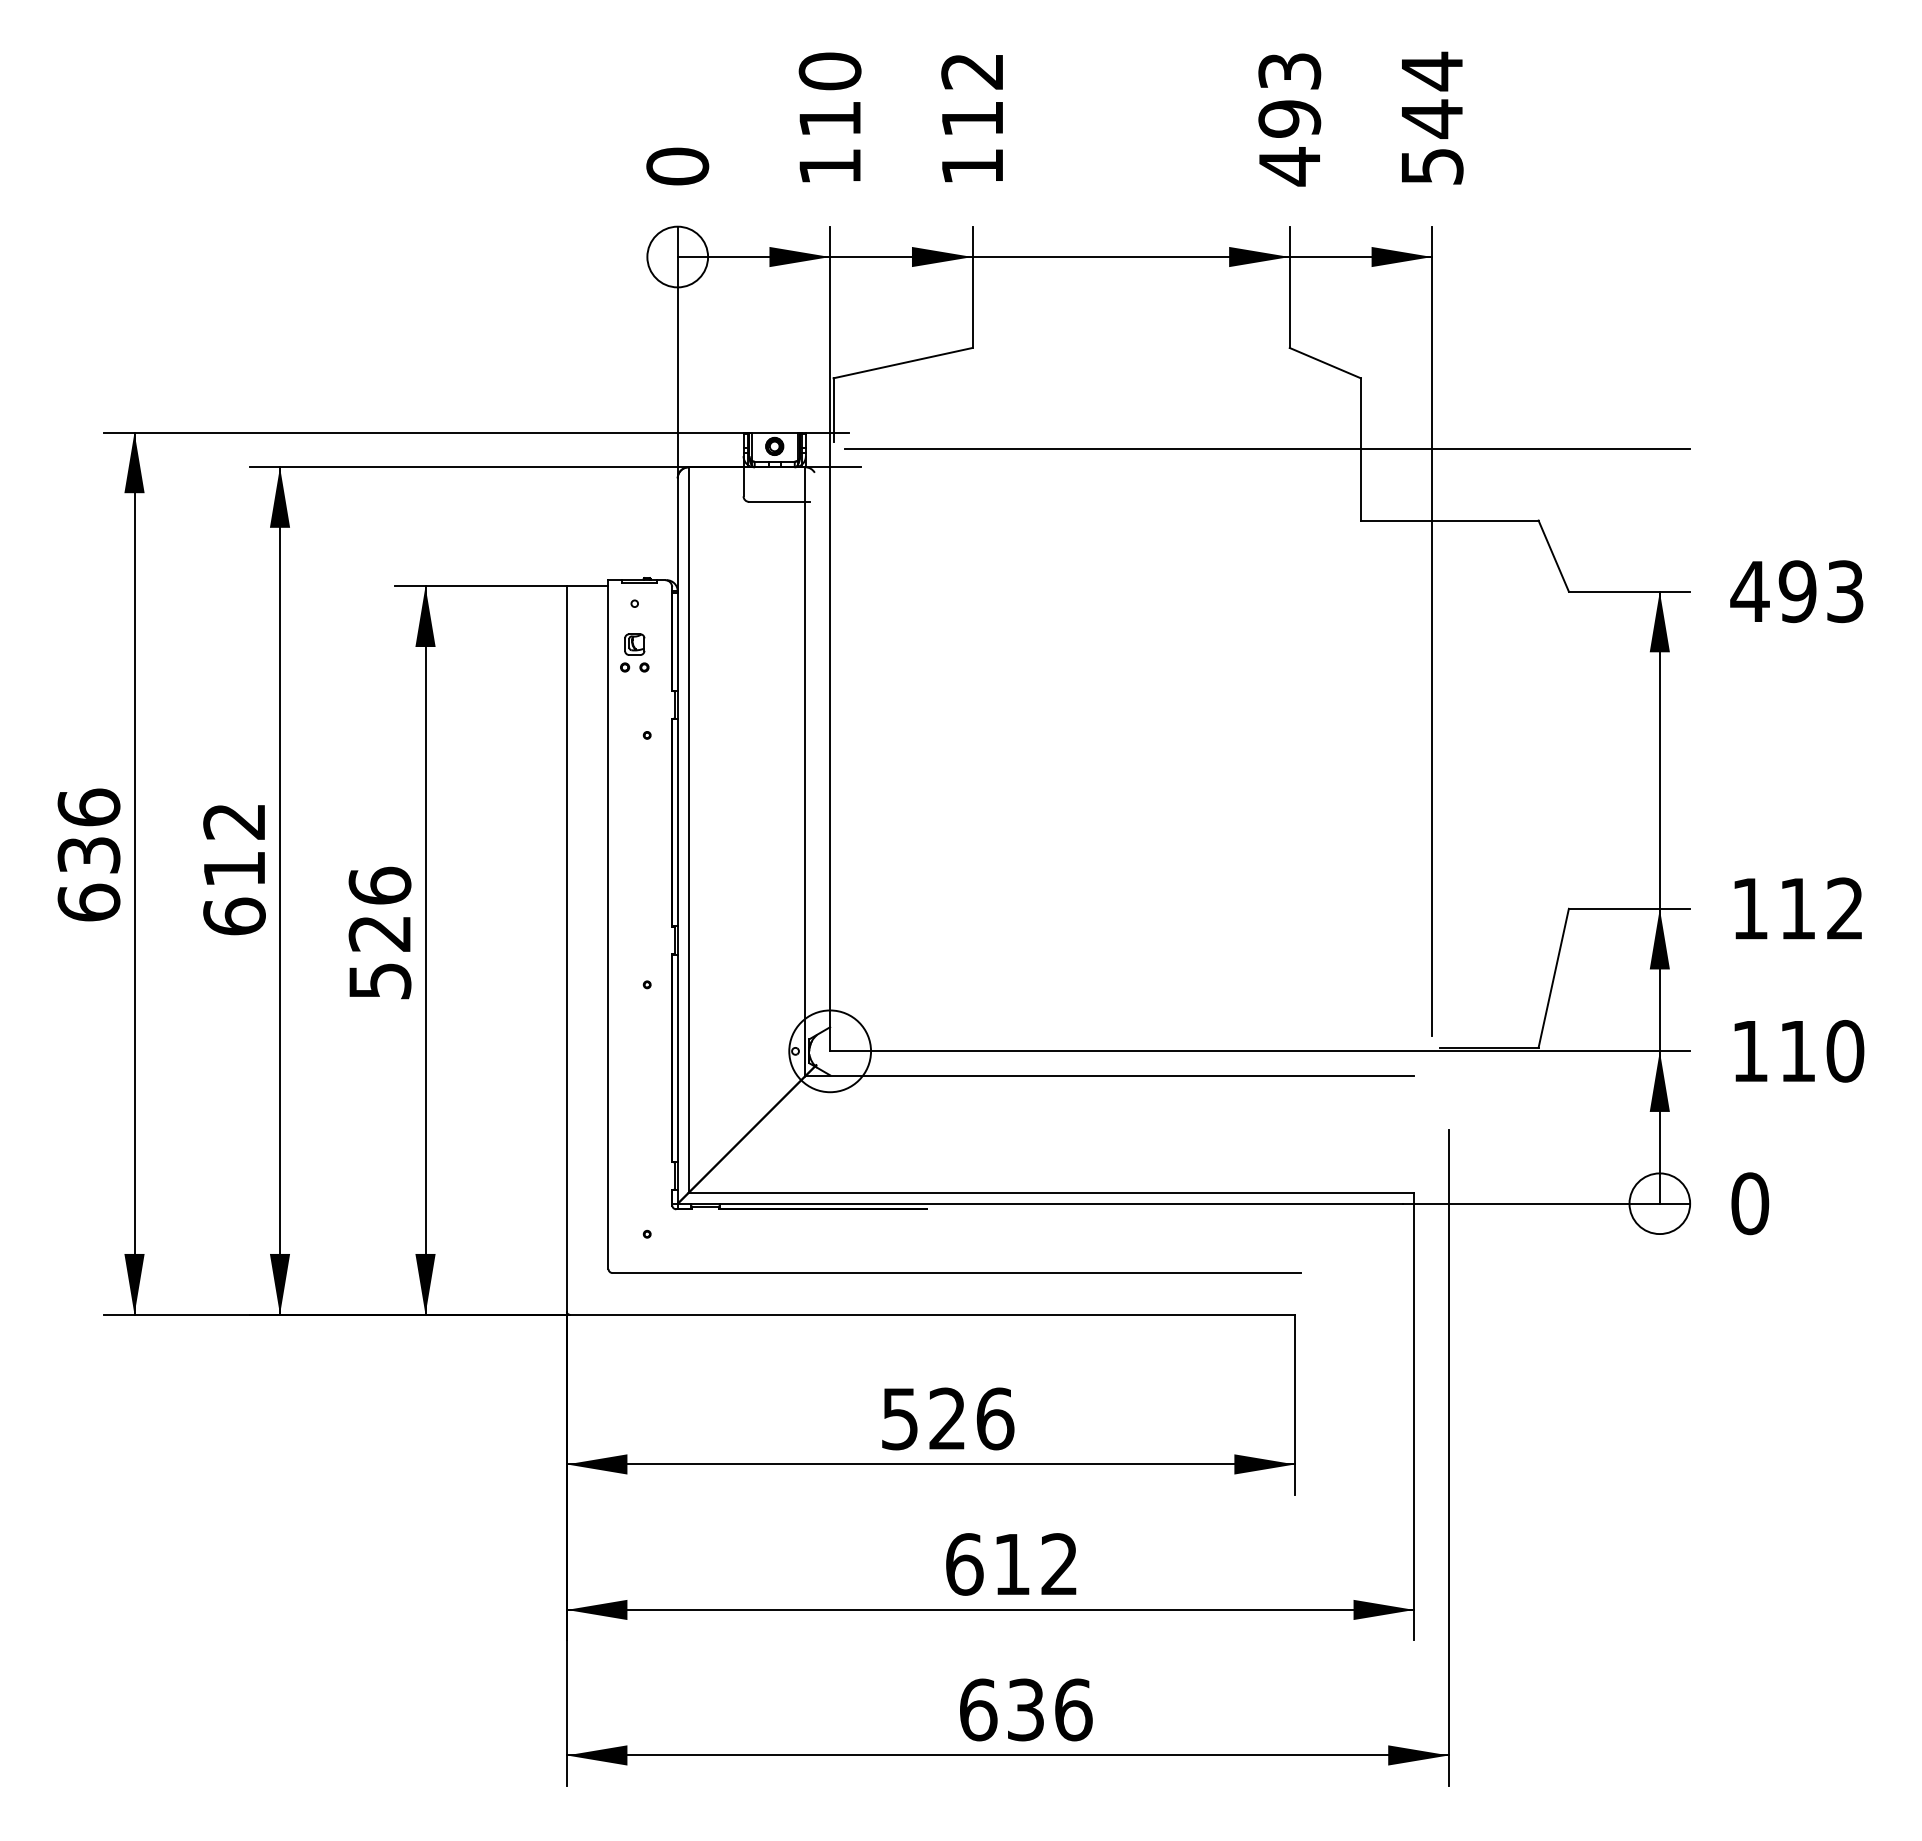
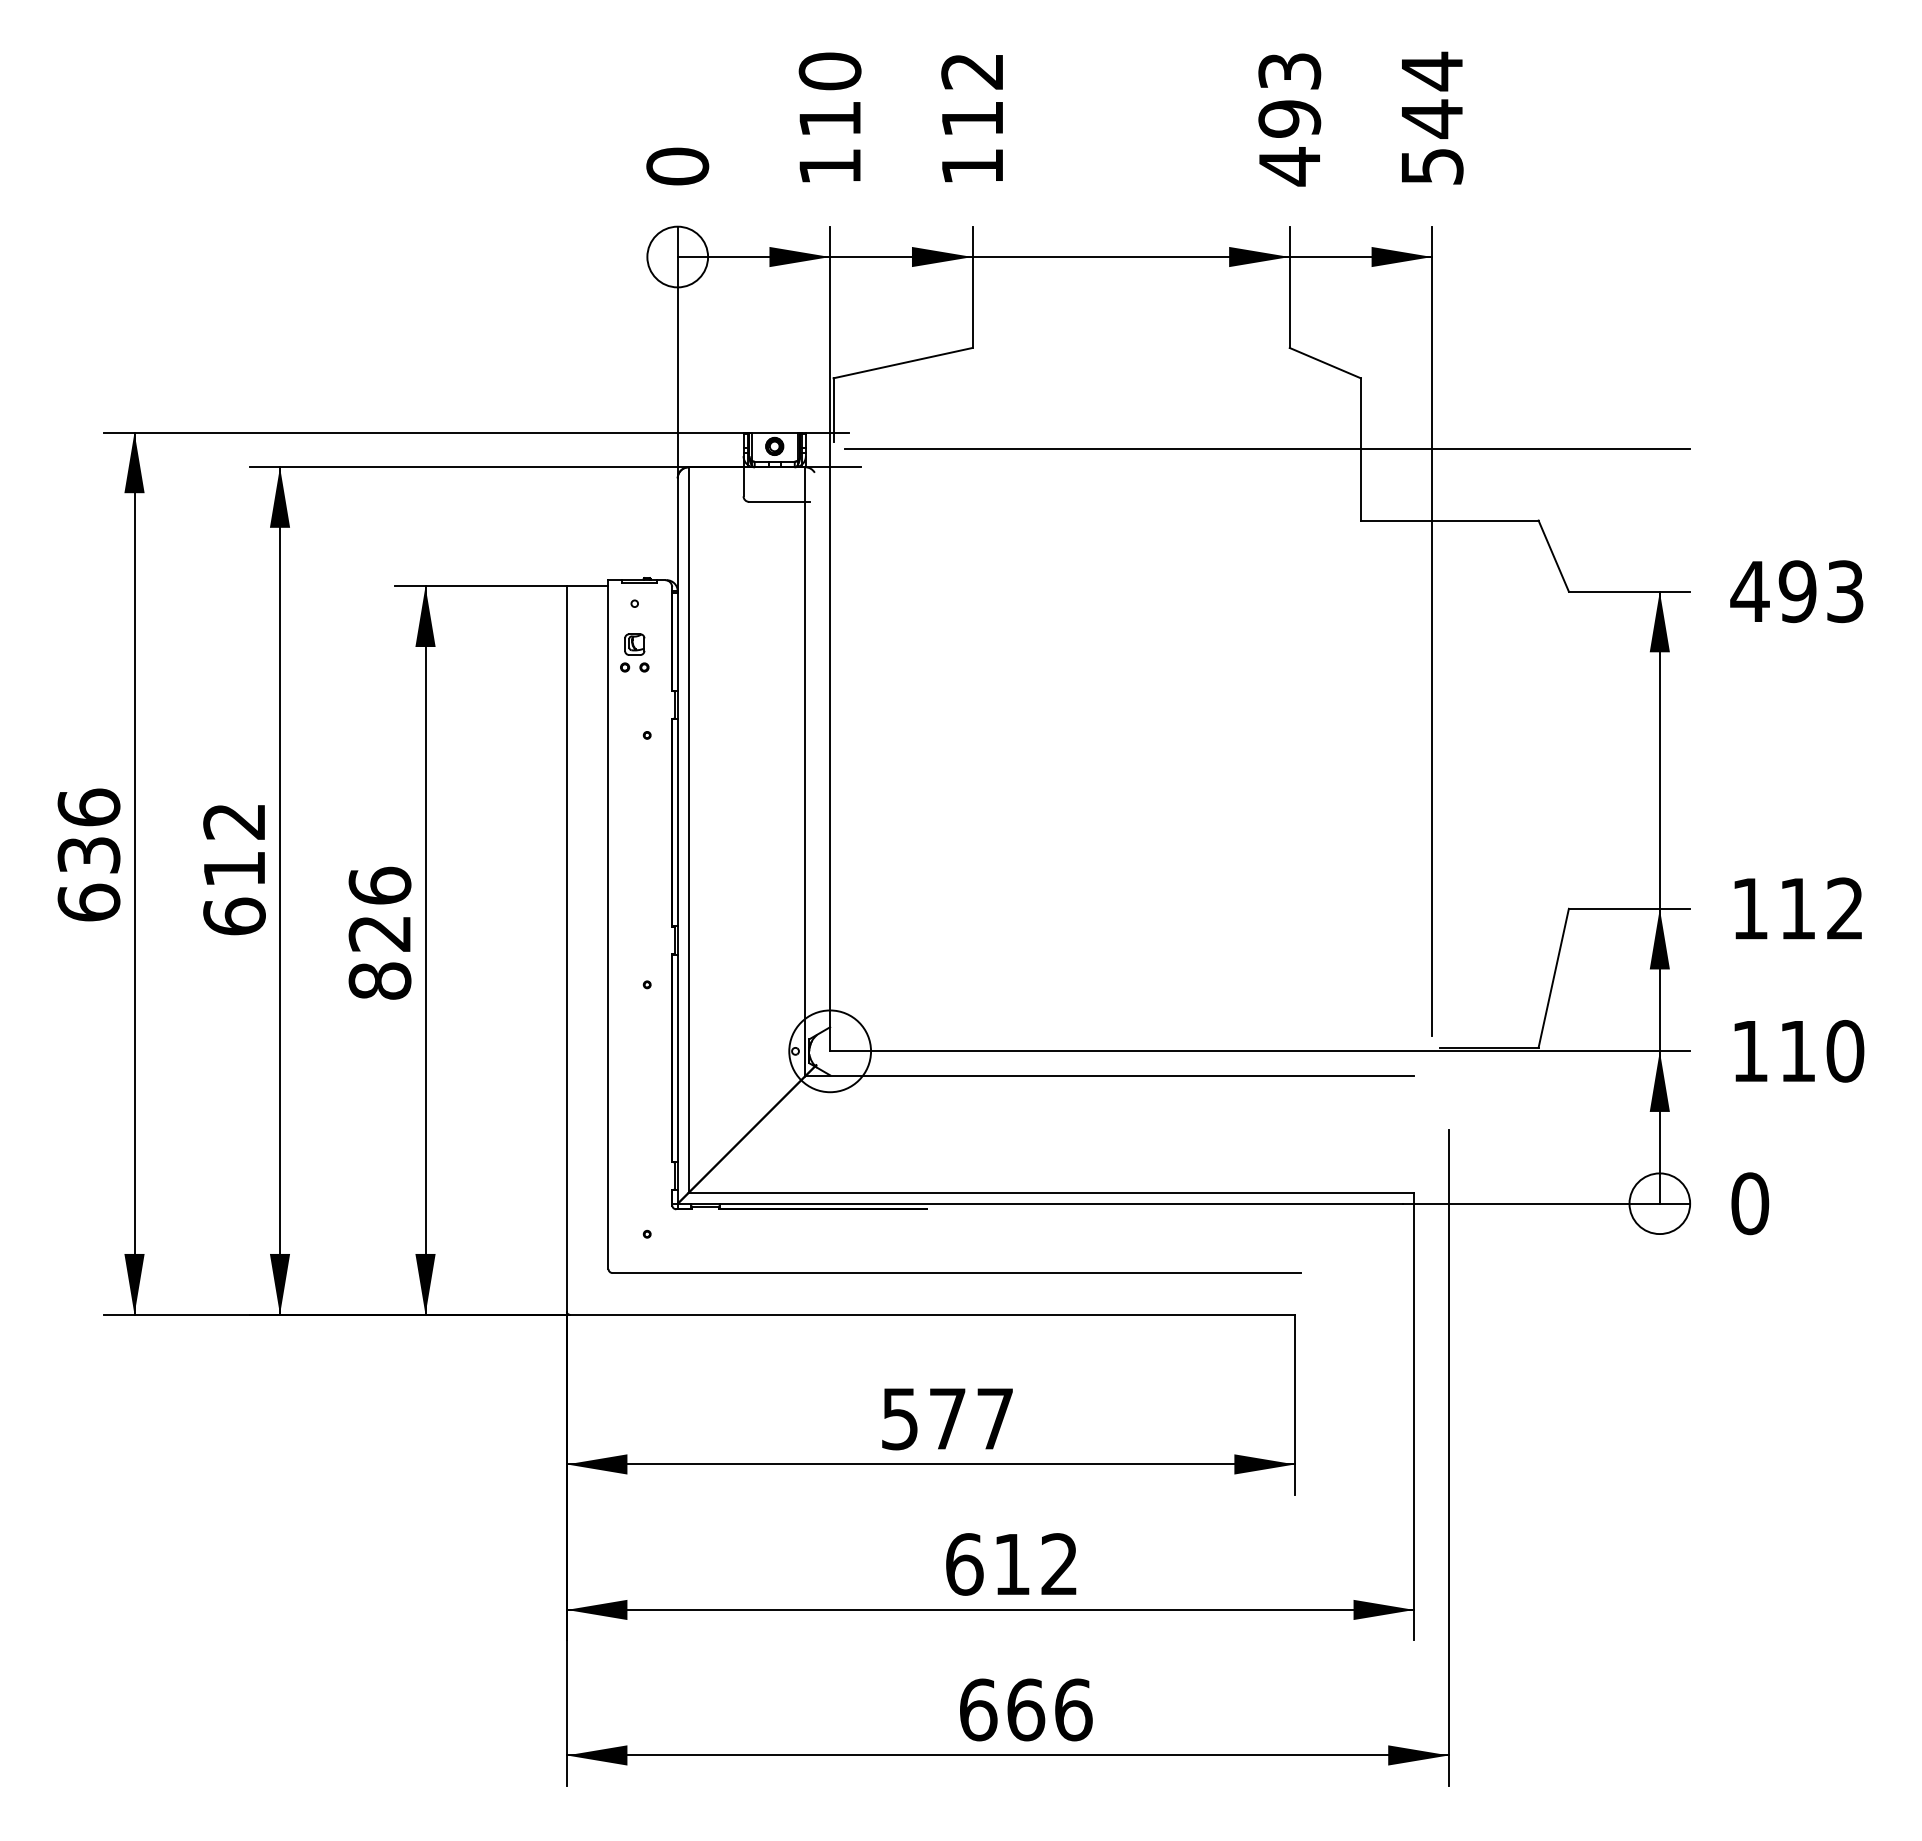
text: 526 -> 826 (379, 980)
text: 526 -> 577 (971, 1418)
text: 636 -> 666 (1026, 1709)
